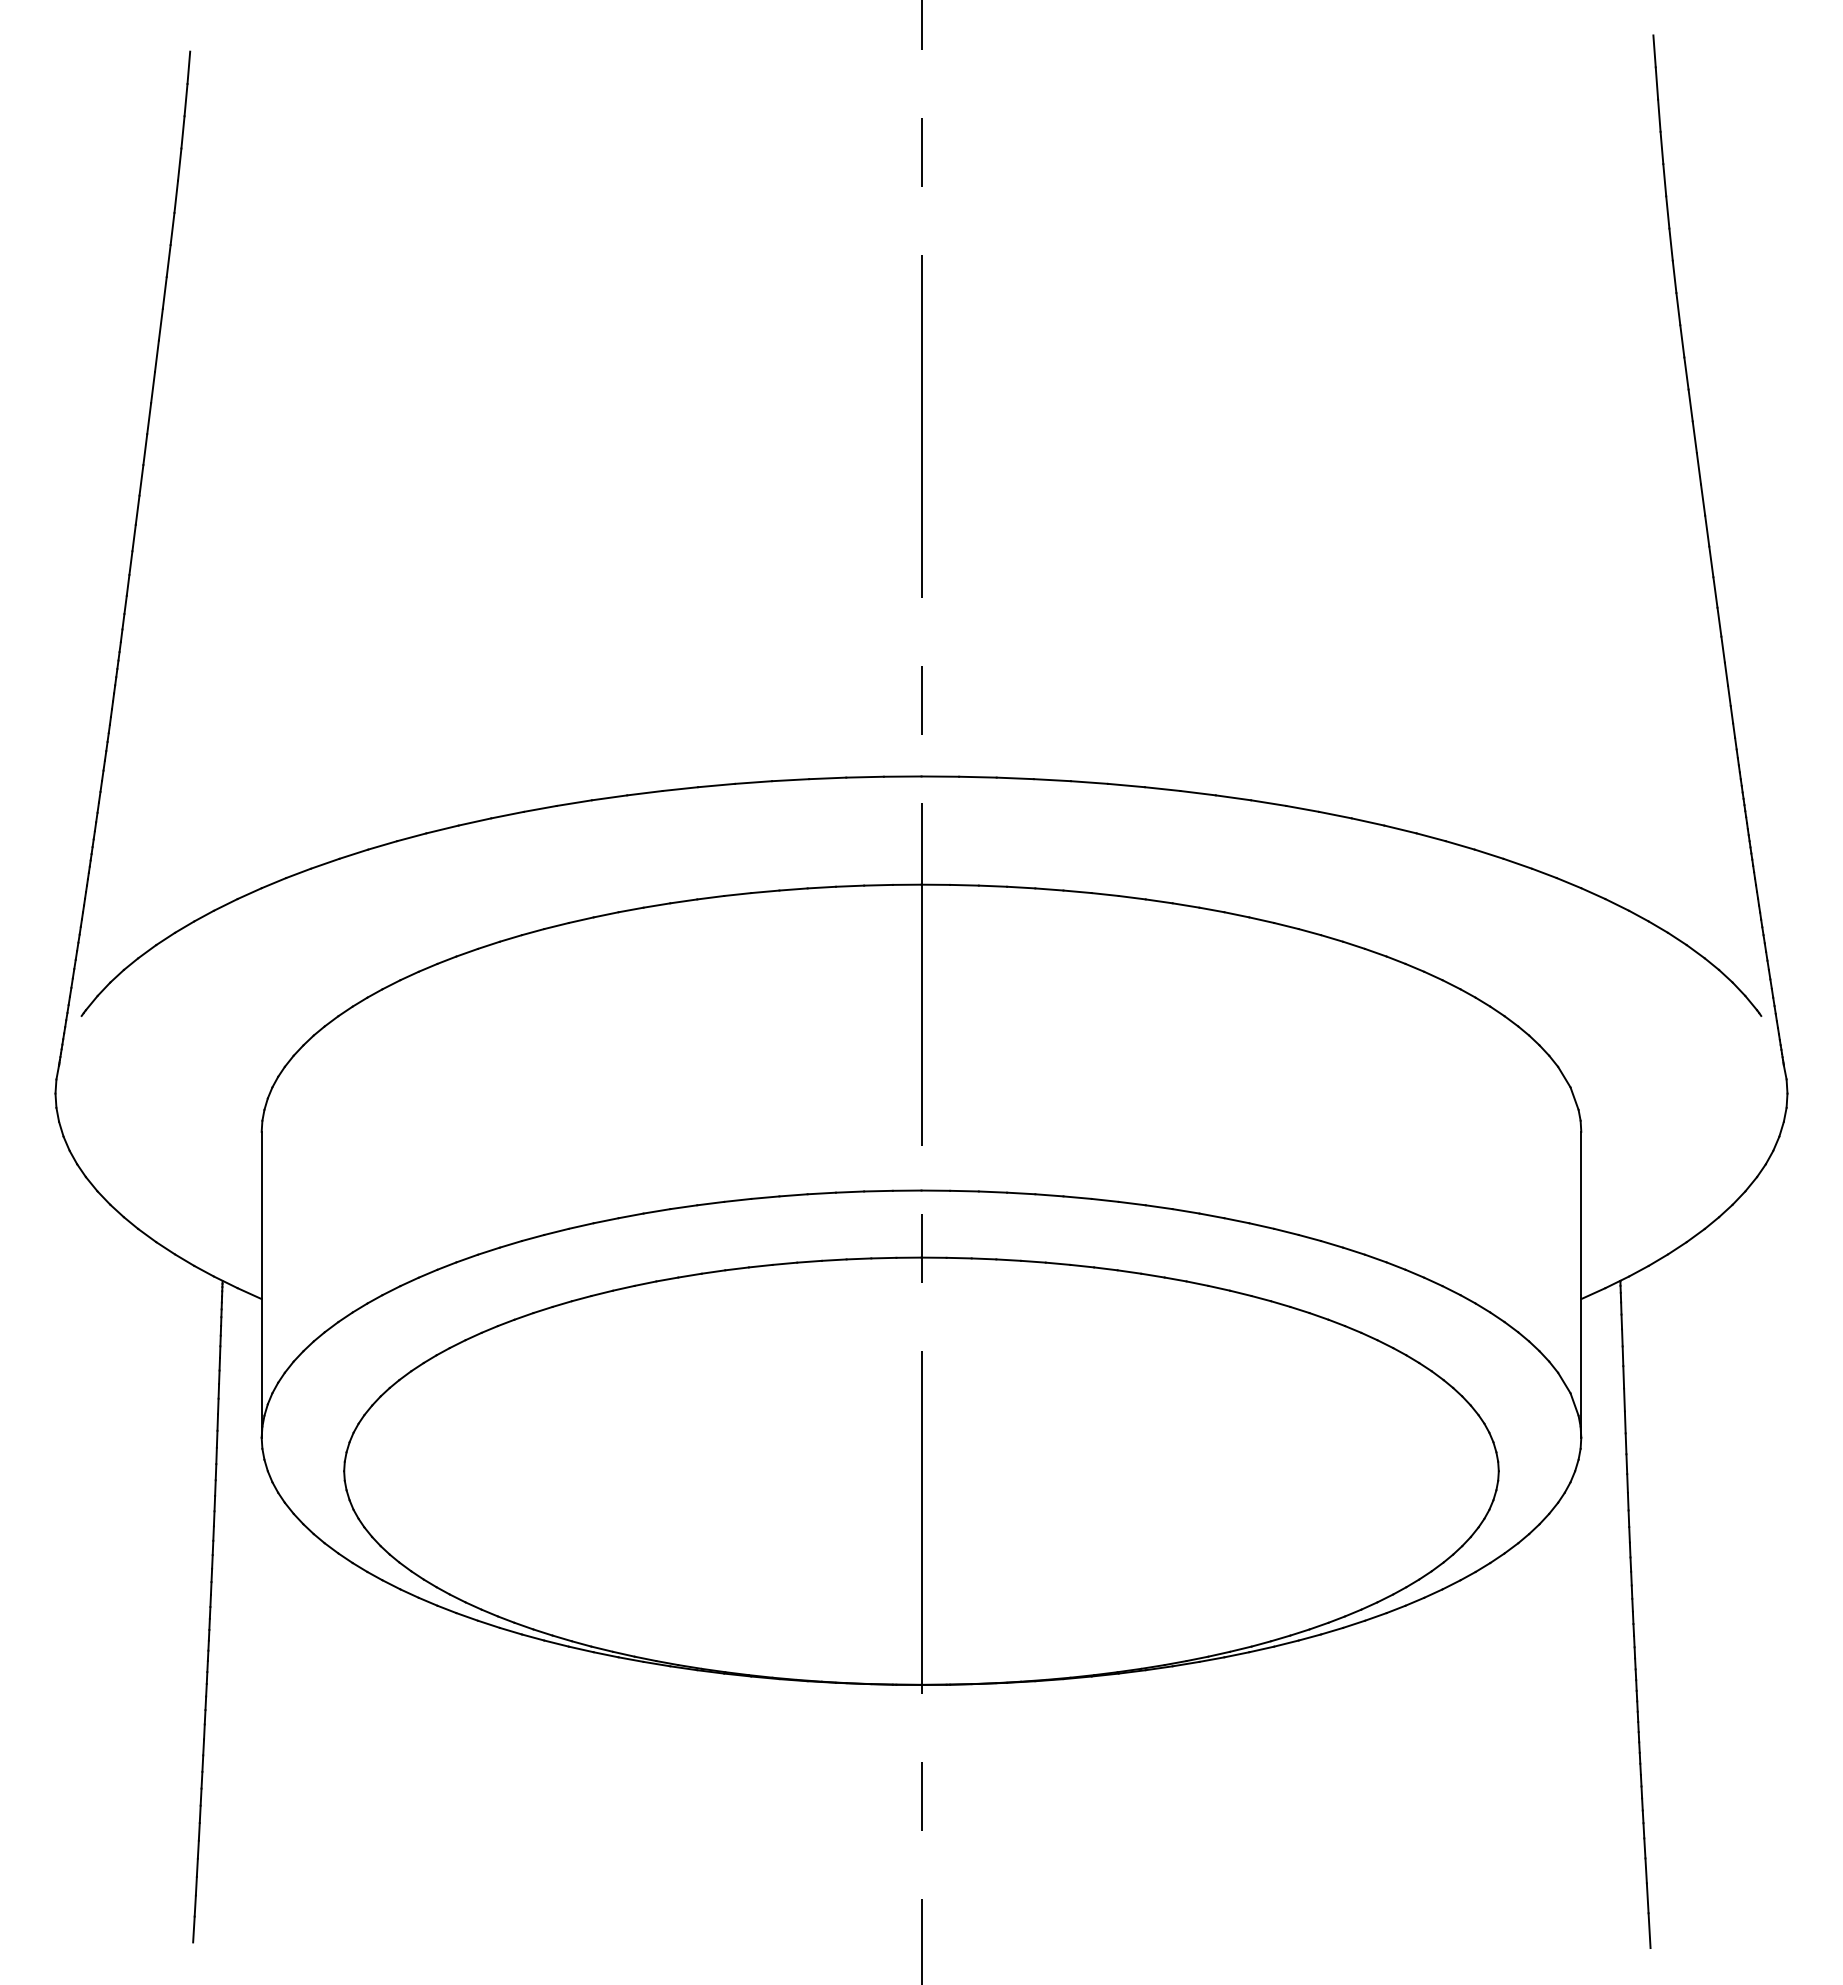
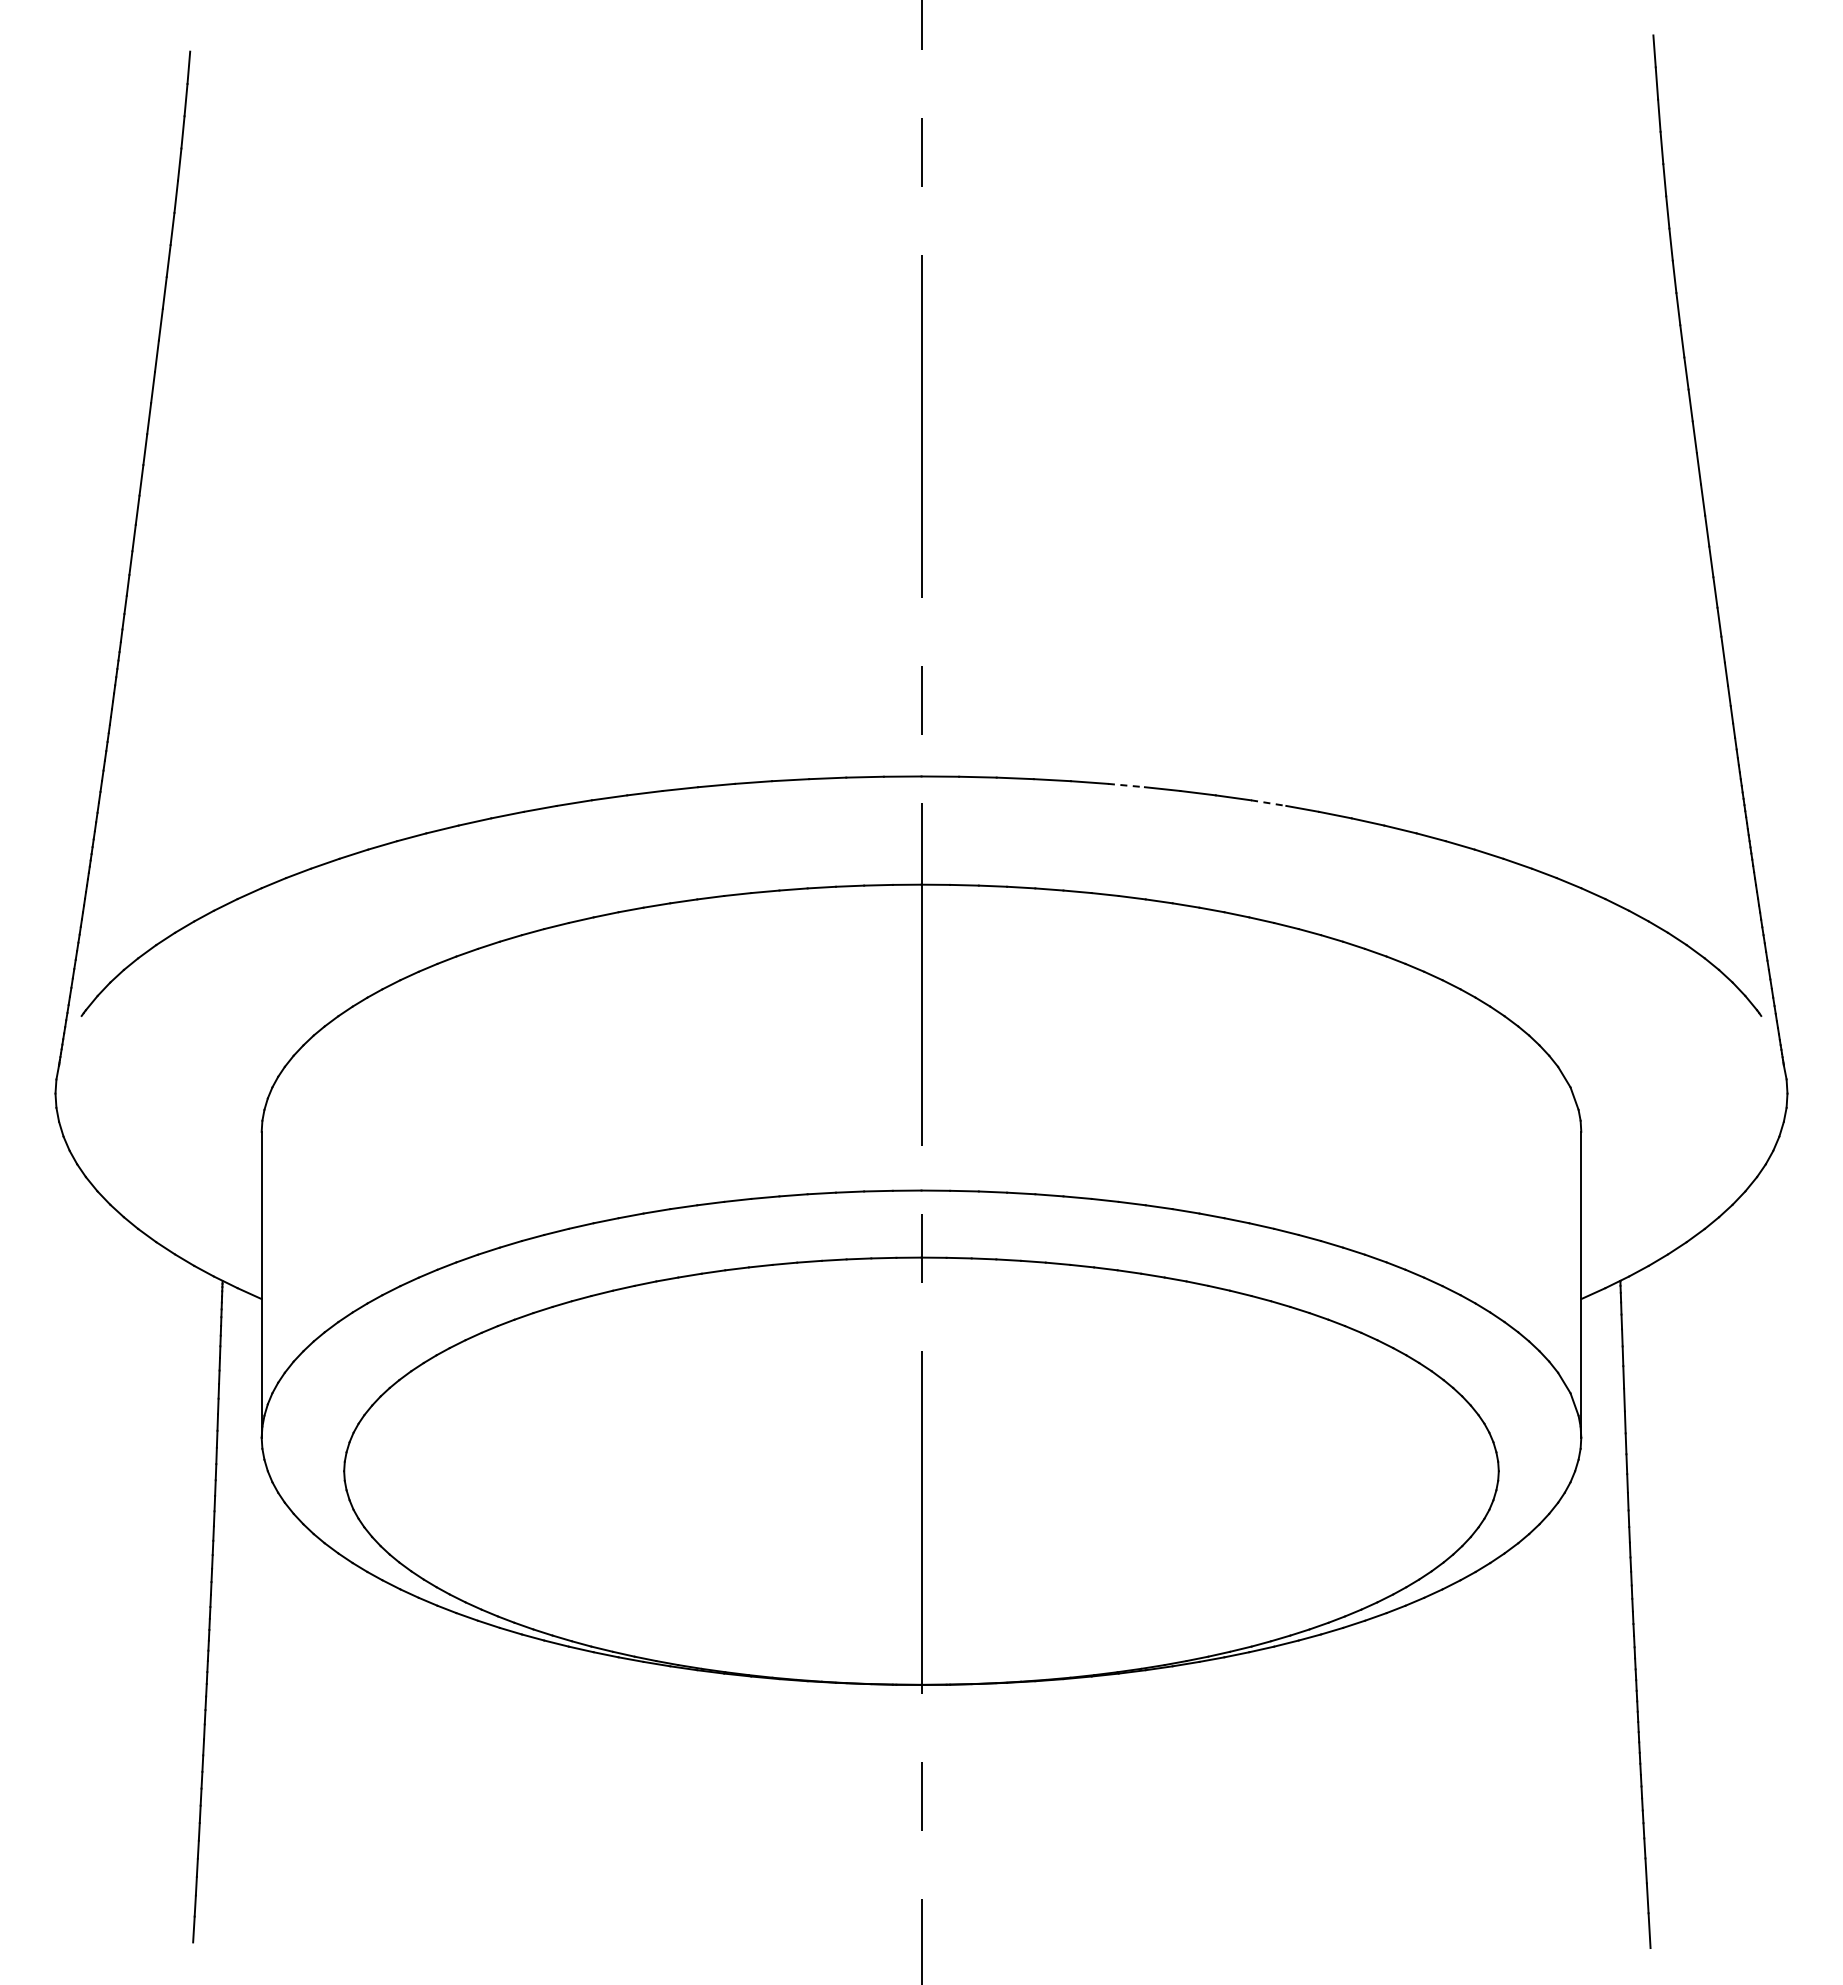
line: solid -> dashed (1126, 785)
line: solid -> dashed (1268, 803)
